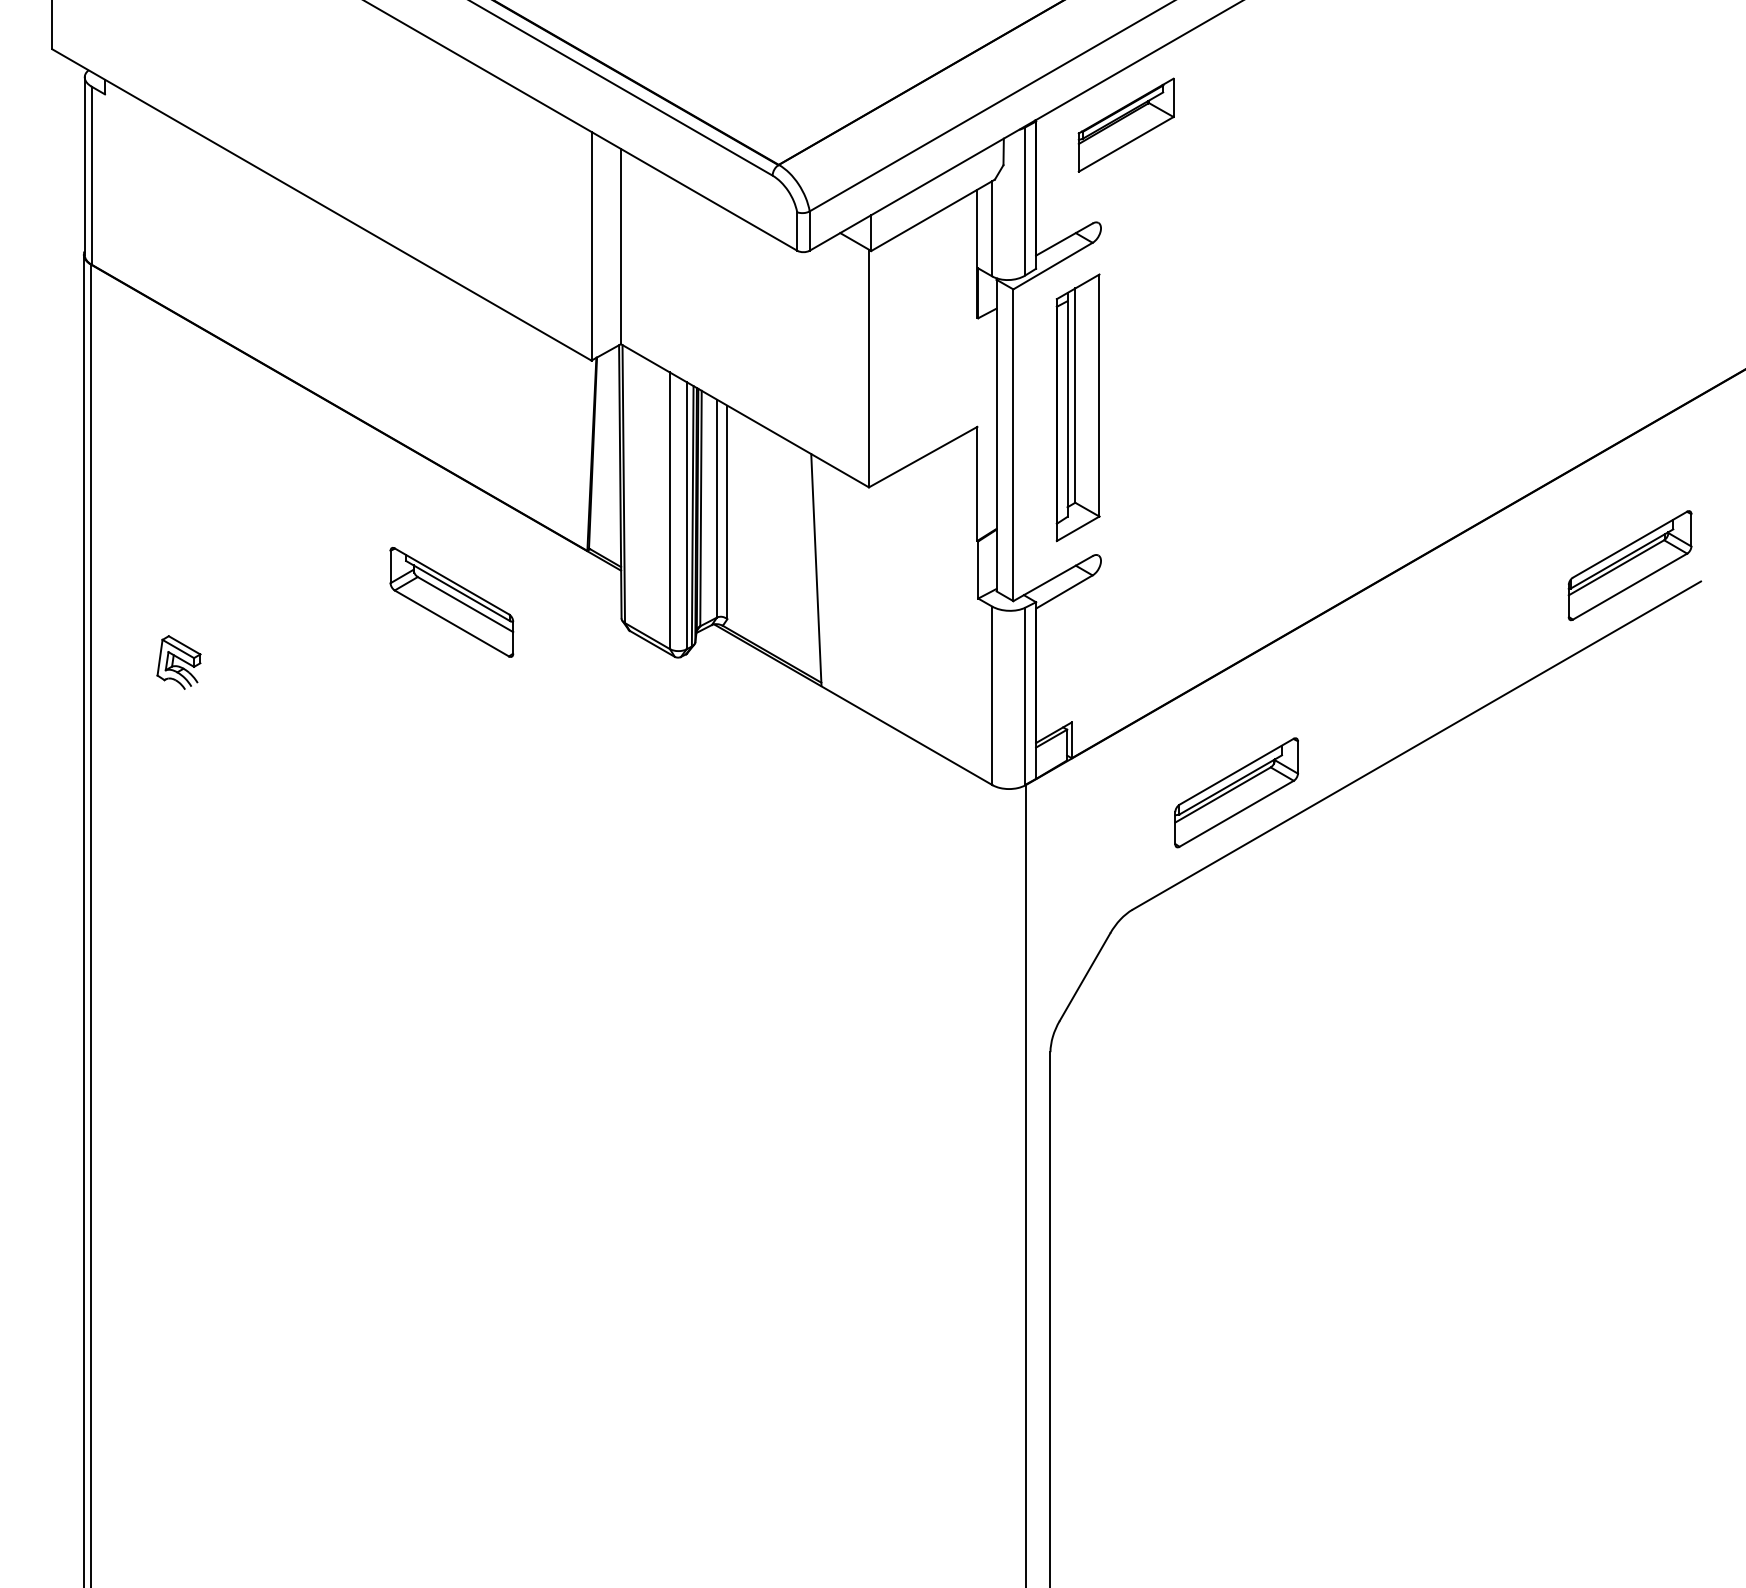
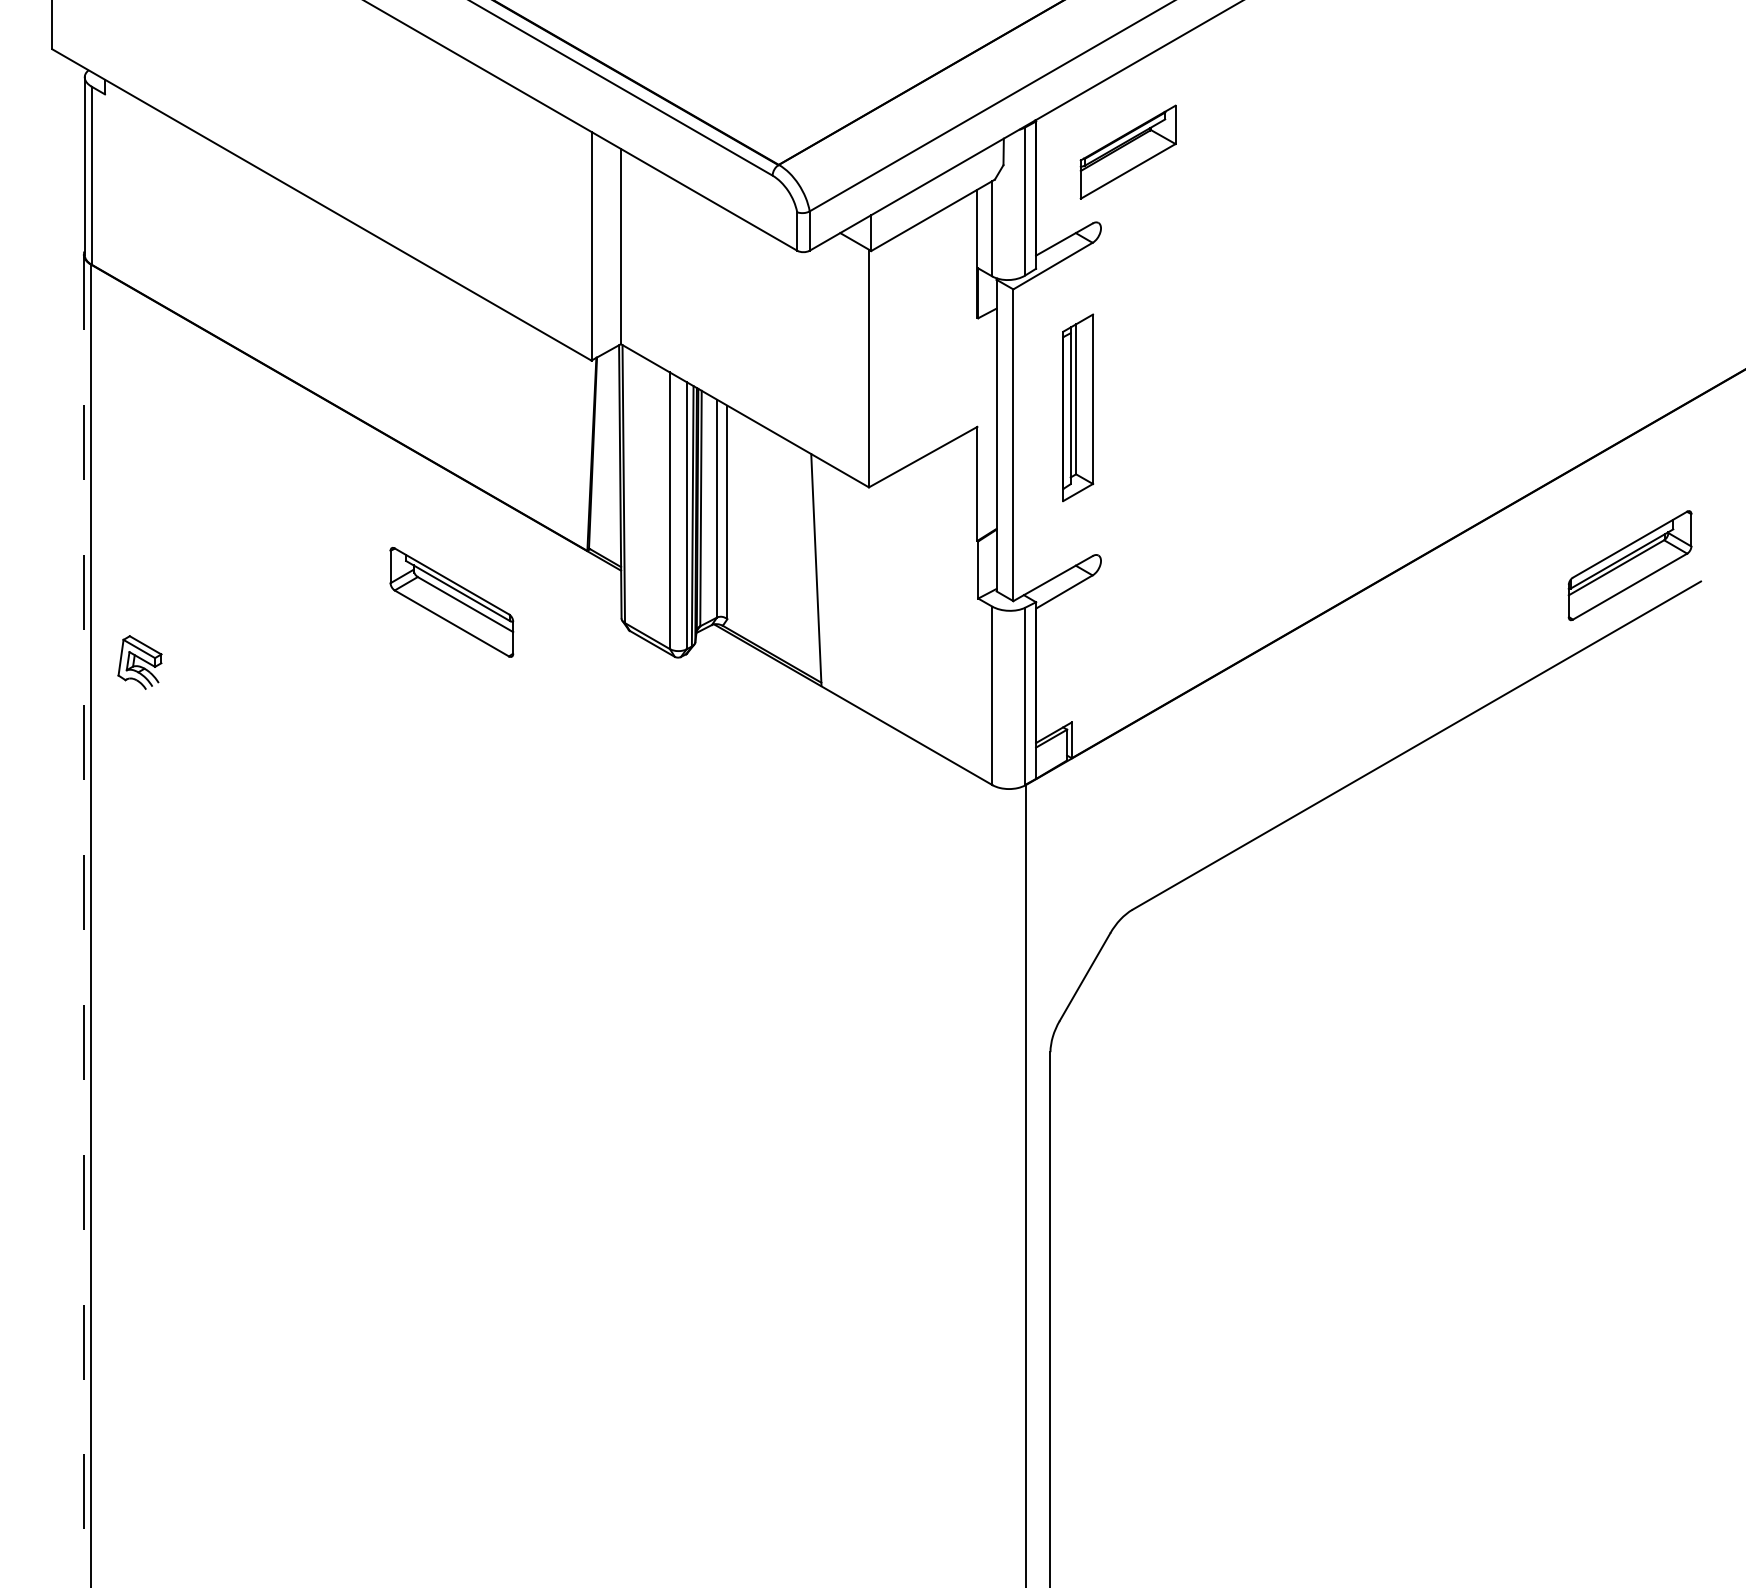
part position: (1125, 124) -> (1127, 151) (1127, 151)
part size: 46x270 px -> 33x190 px (1078, 407)
part position: (178, 662) -> (139, 662) (139, 662)
part: present -> none (1236, 792)
line: solid -> dashed (83, 921)
